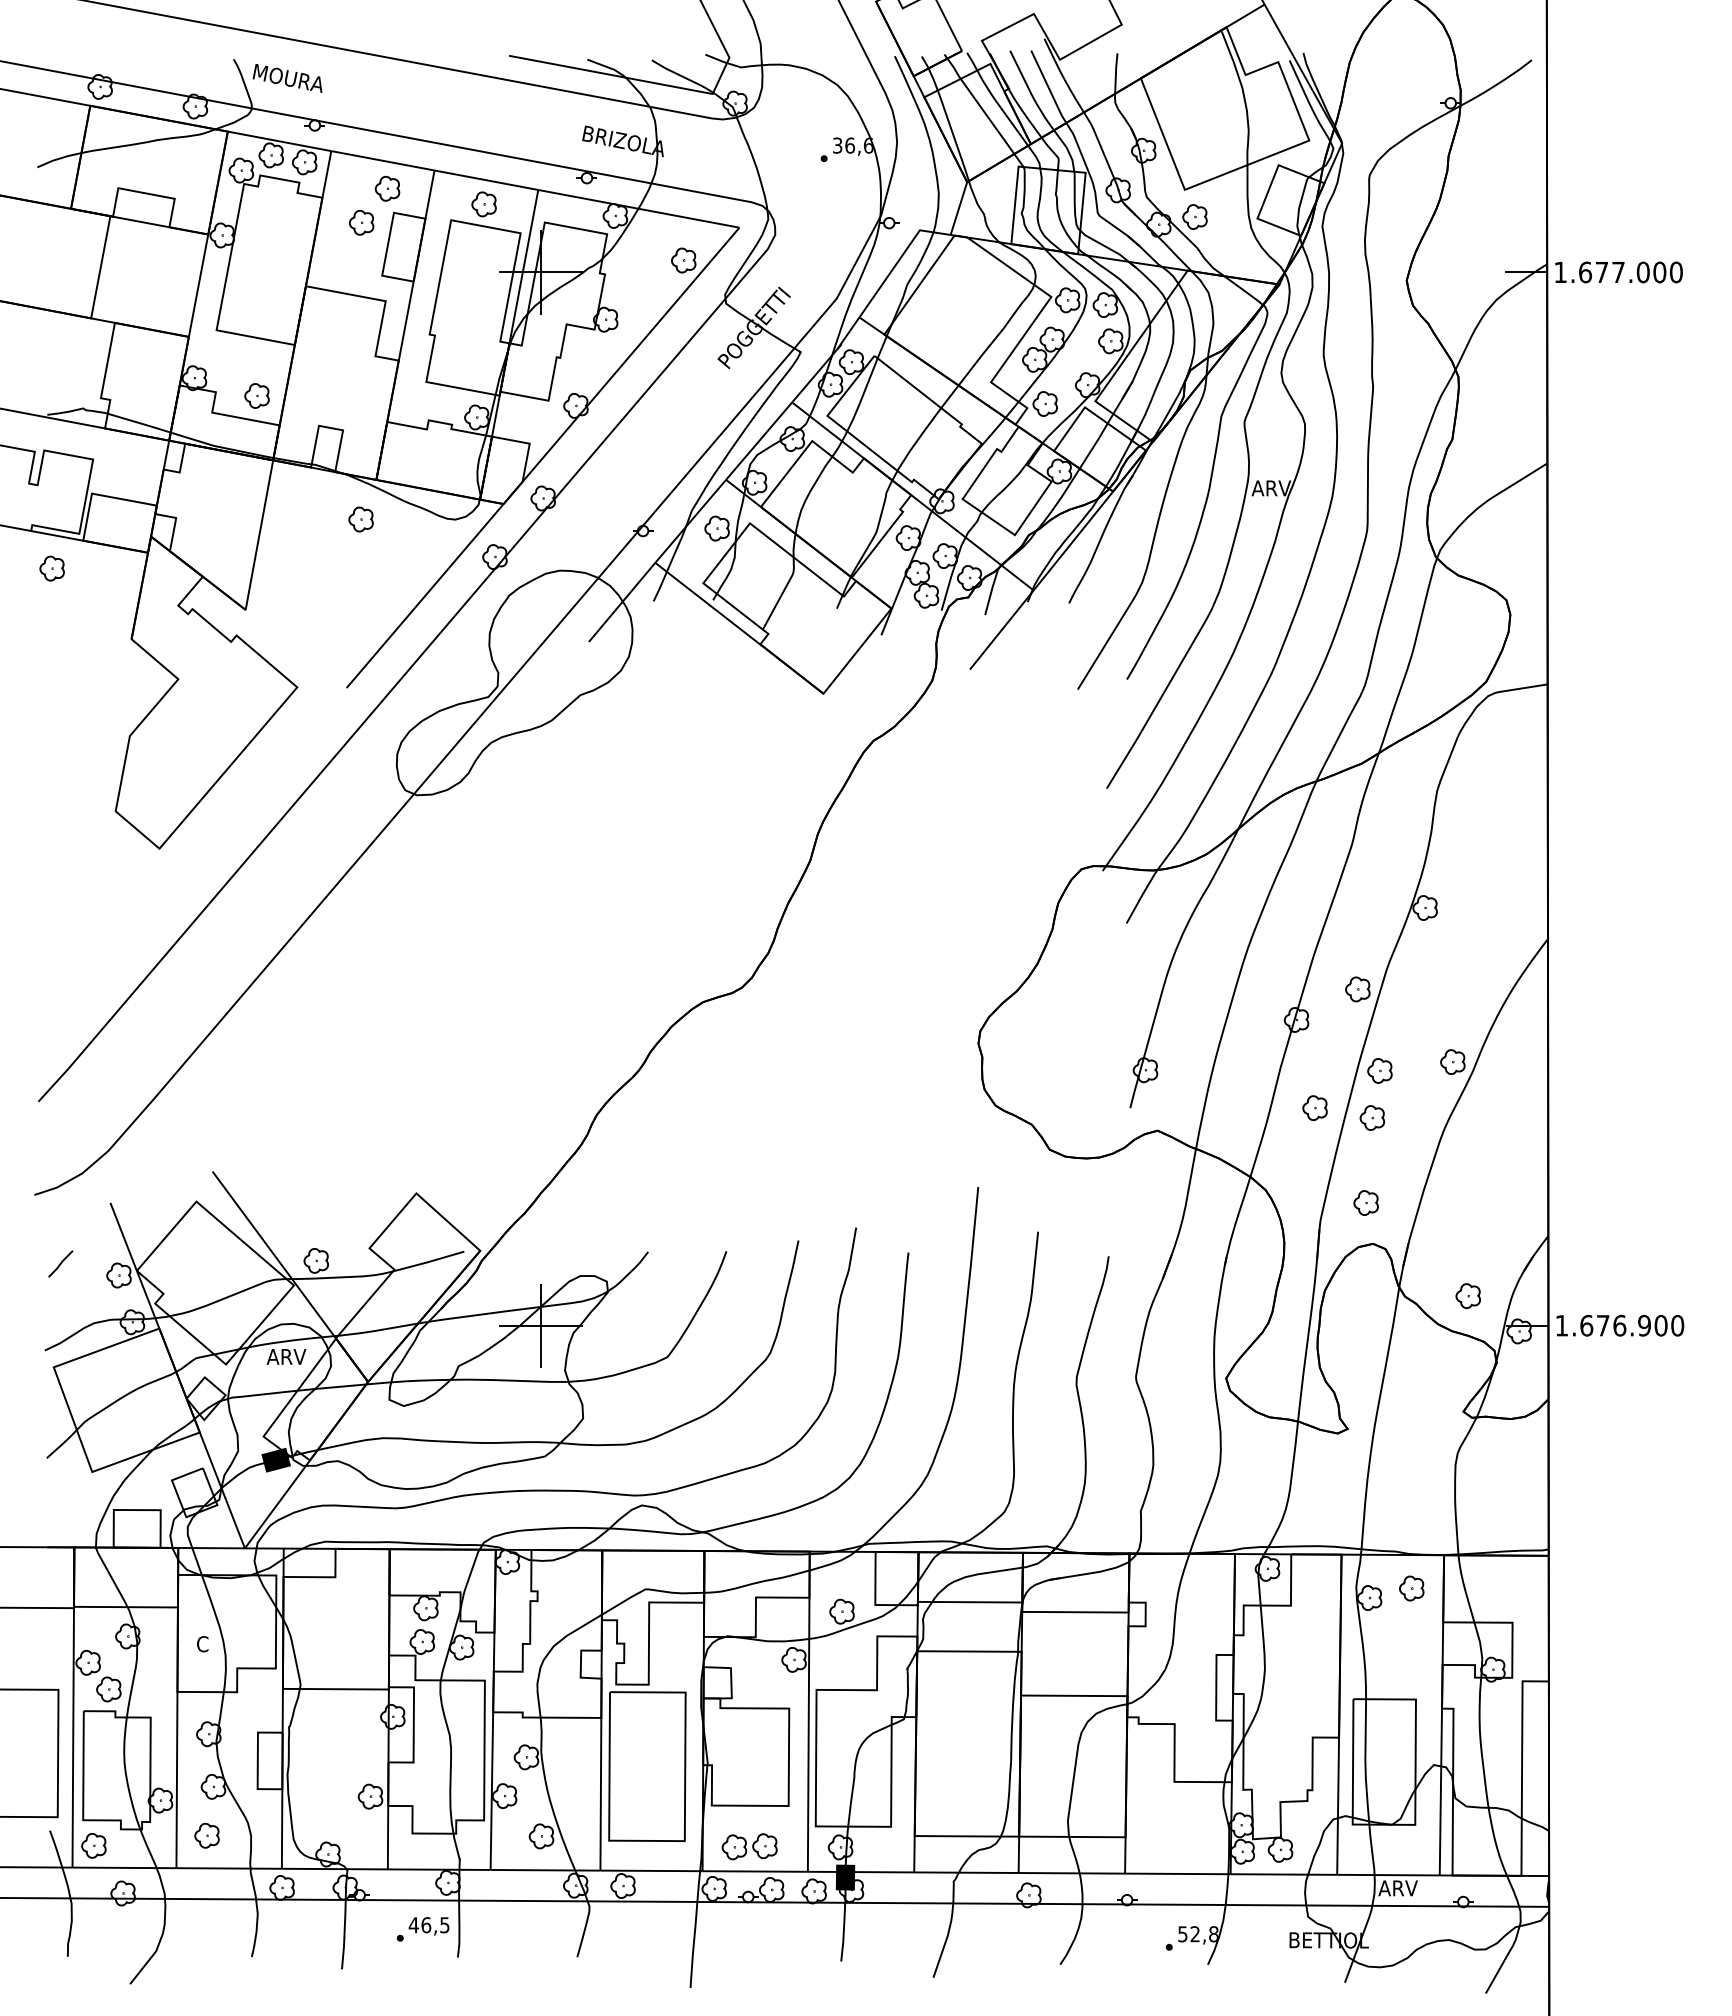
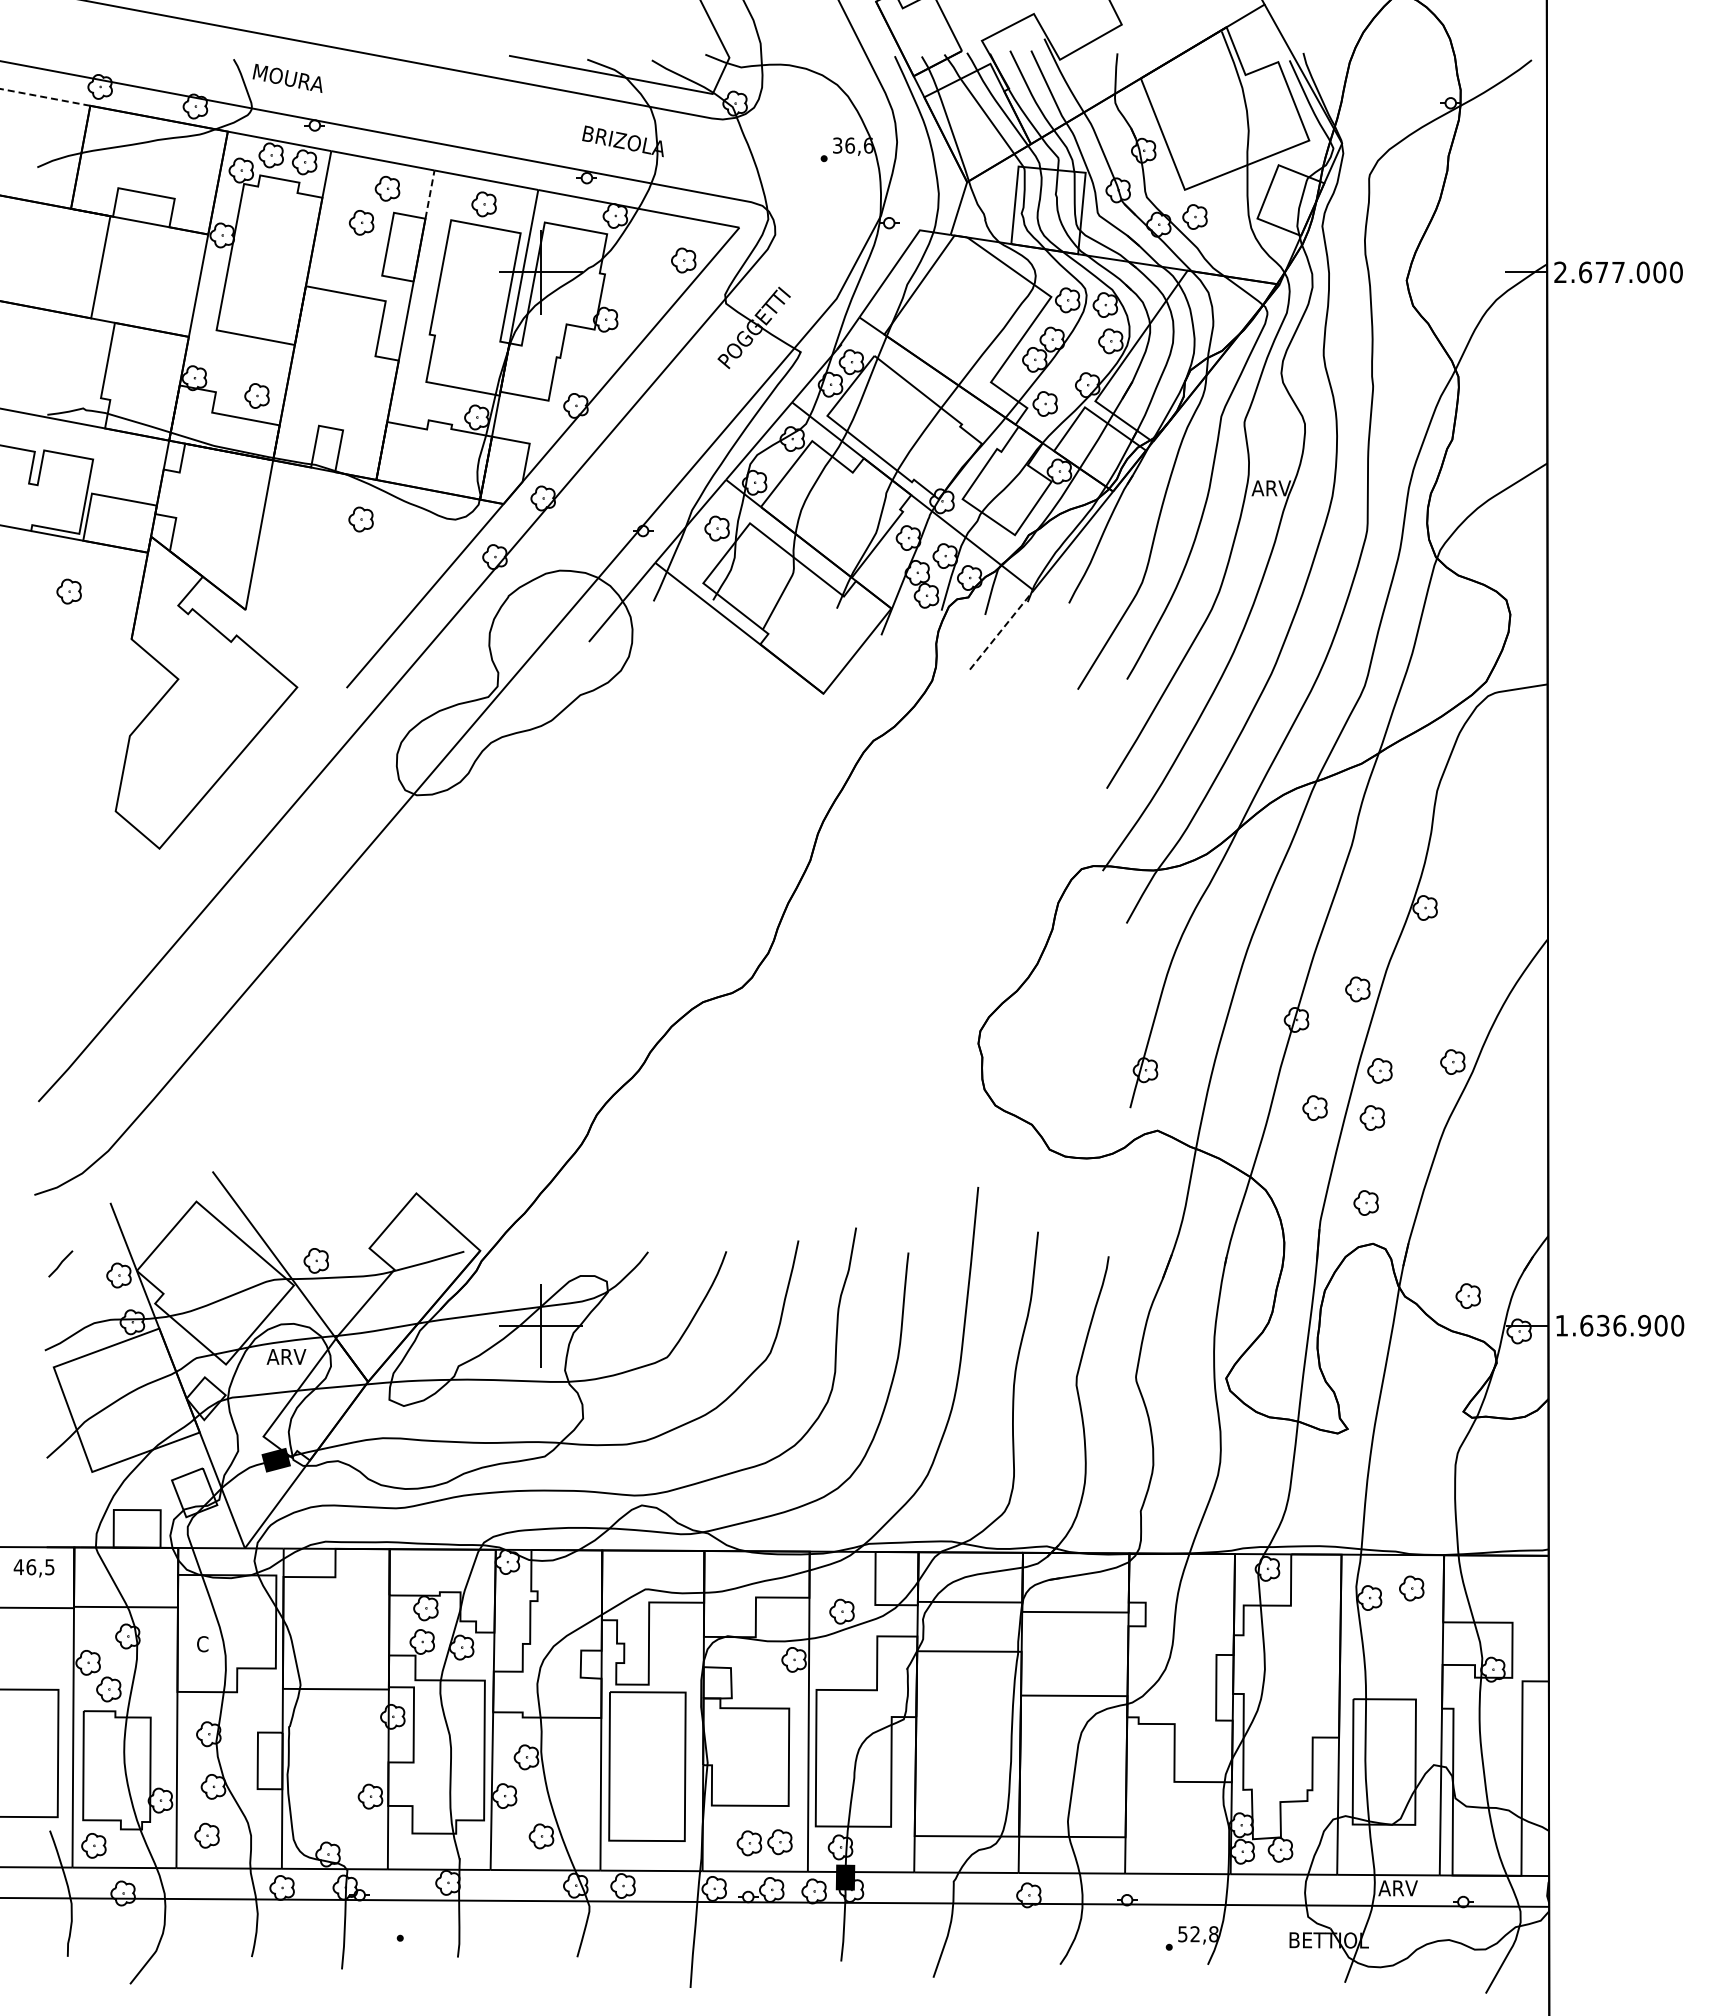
line: solid -> dashed (45, 97)
line: solid -> dashed (430, 194)
text: 1.677.000 -> 2.677.000 (1560, 271)
part position: (51, 568) -> (68, 591) (68, 591)
line: solid -> dashed (1001, 630)
text: 1.676.900 -> 1.636.900 (1603, 1325)
part position: (749, 1846) -> (764, 1842) (764, 1842)
text position: (428, 1926) -> (33, 1568) (33, 1568)
